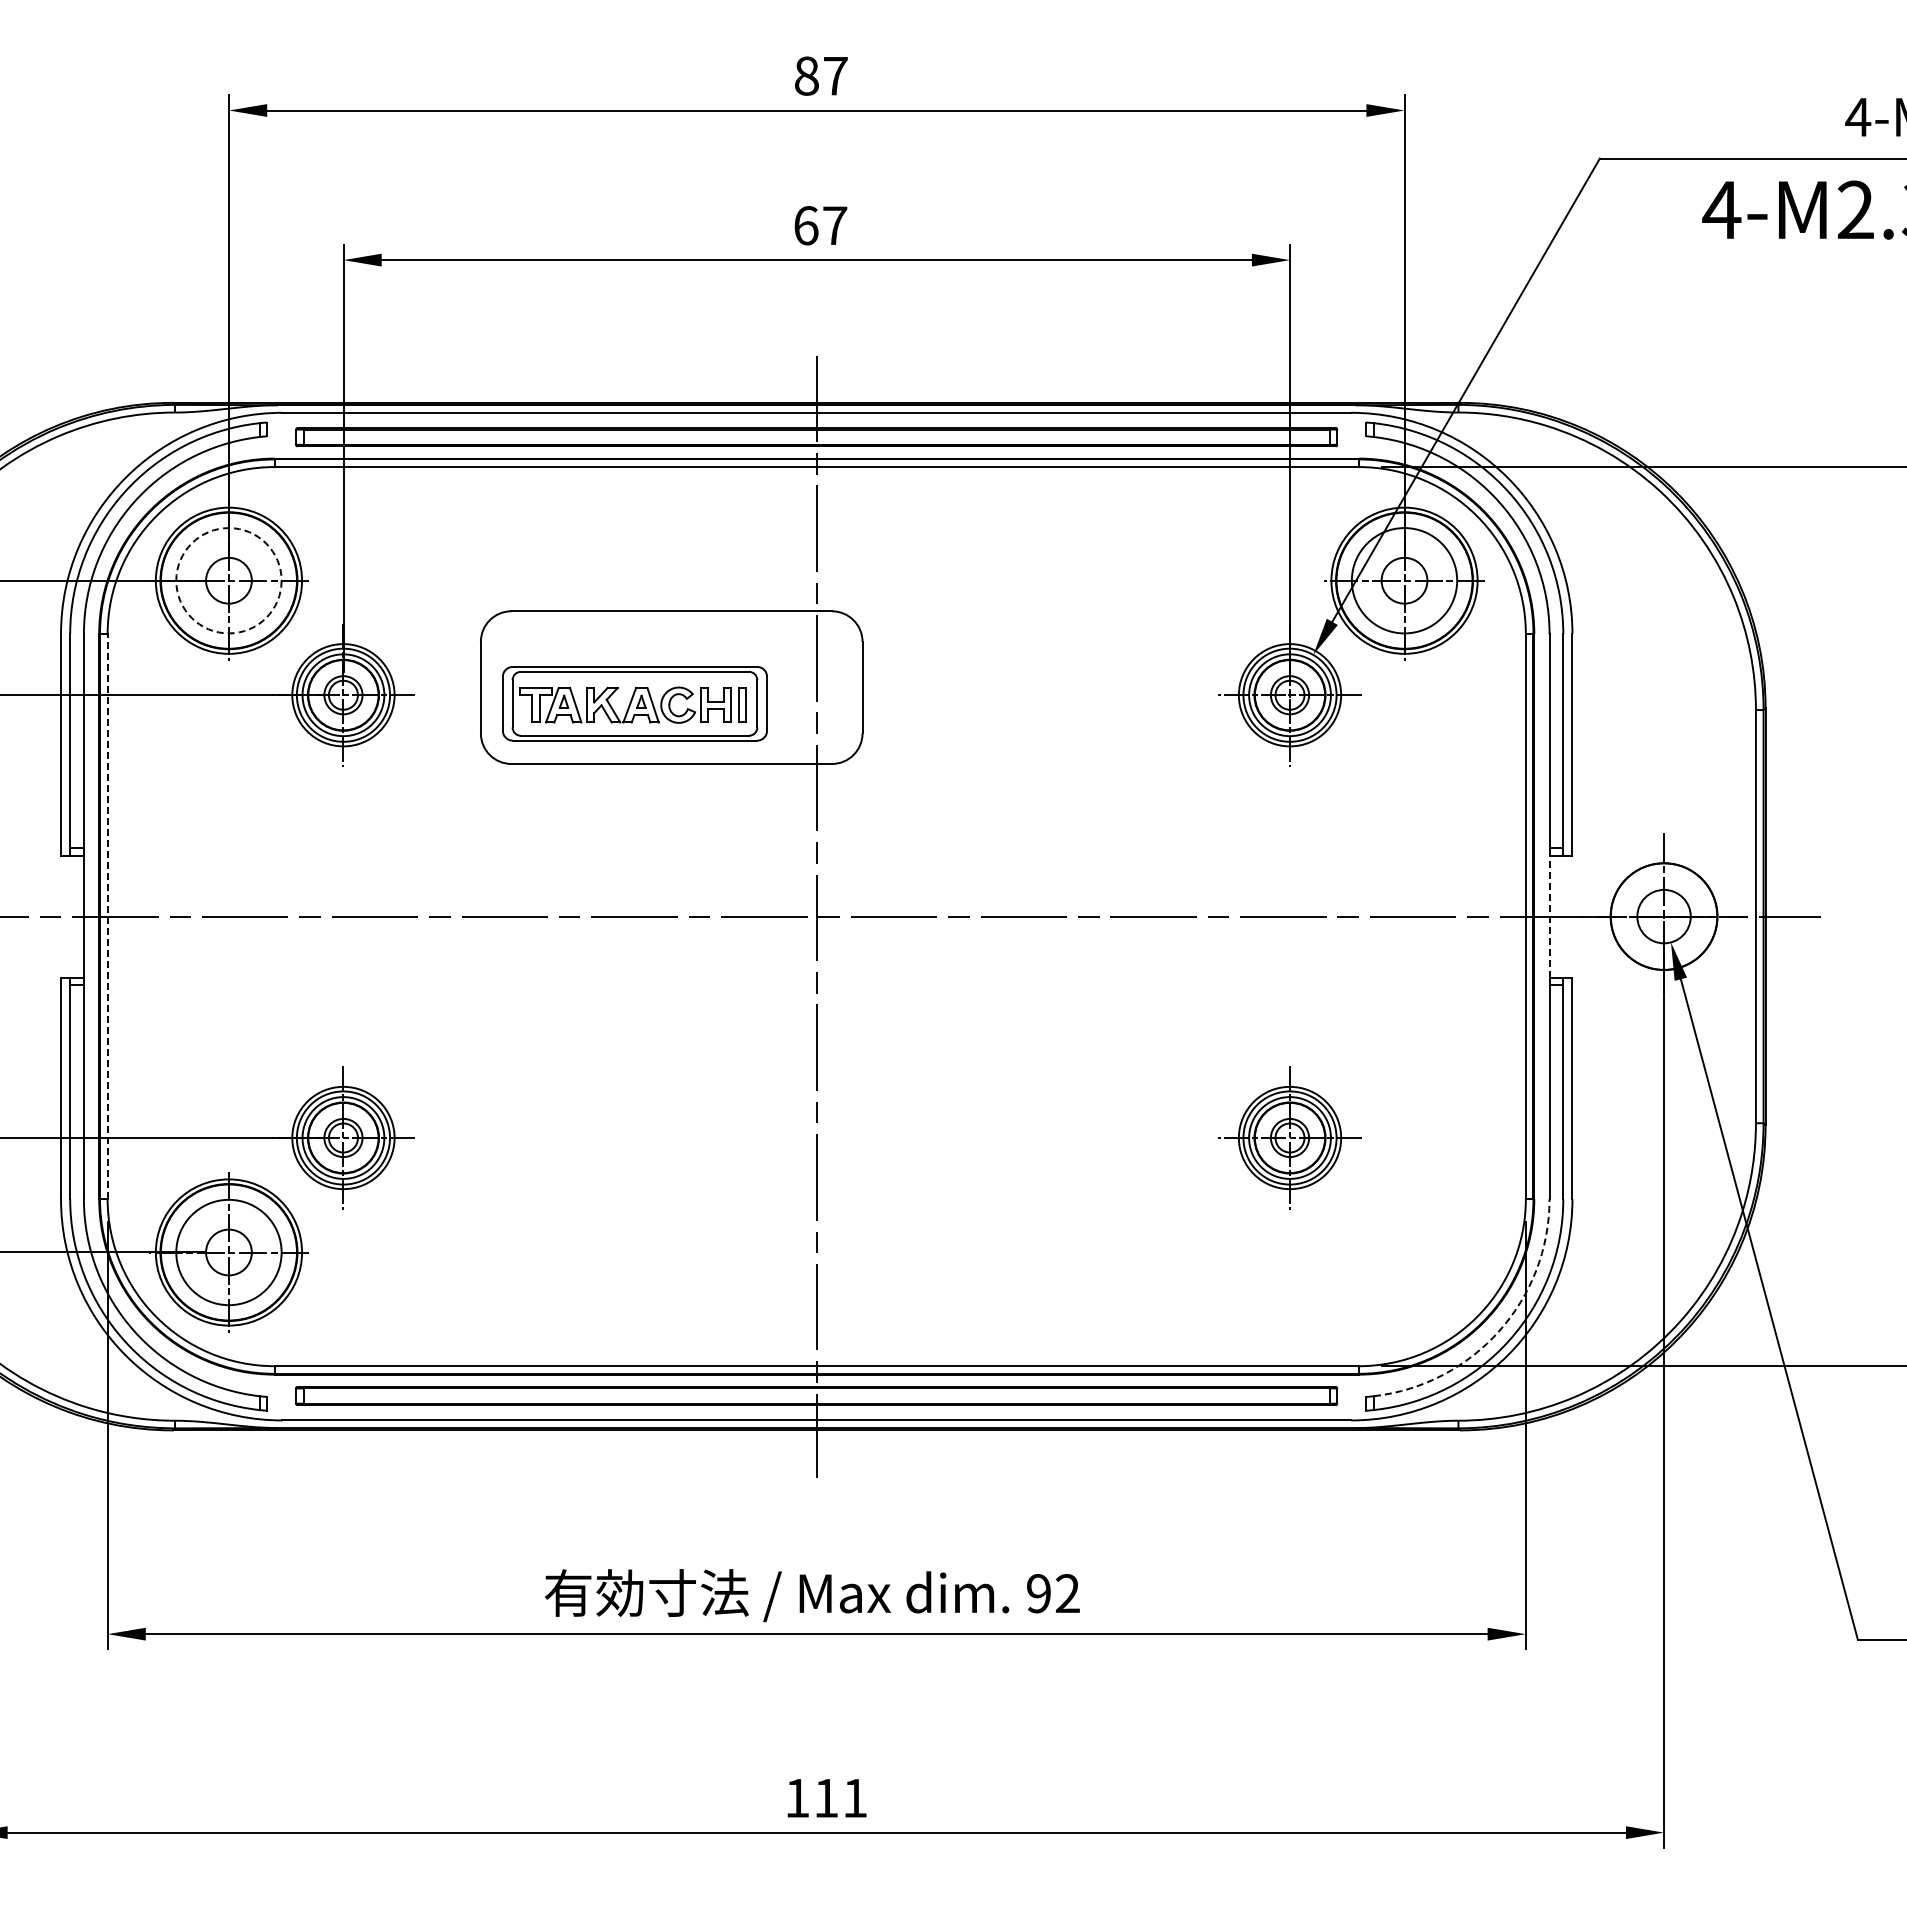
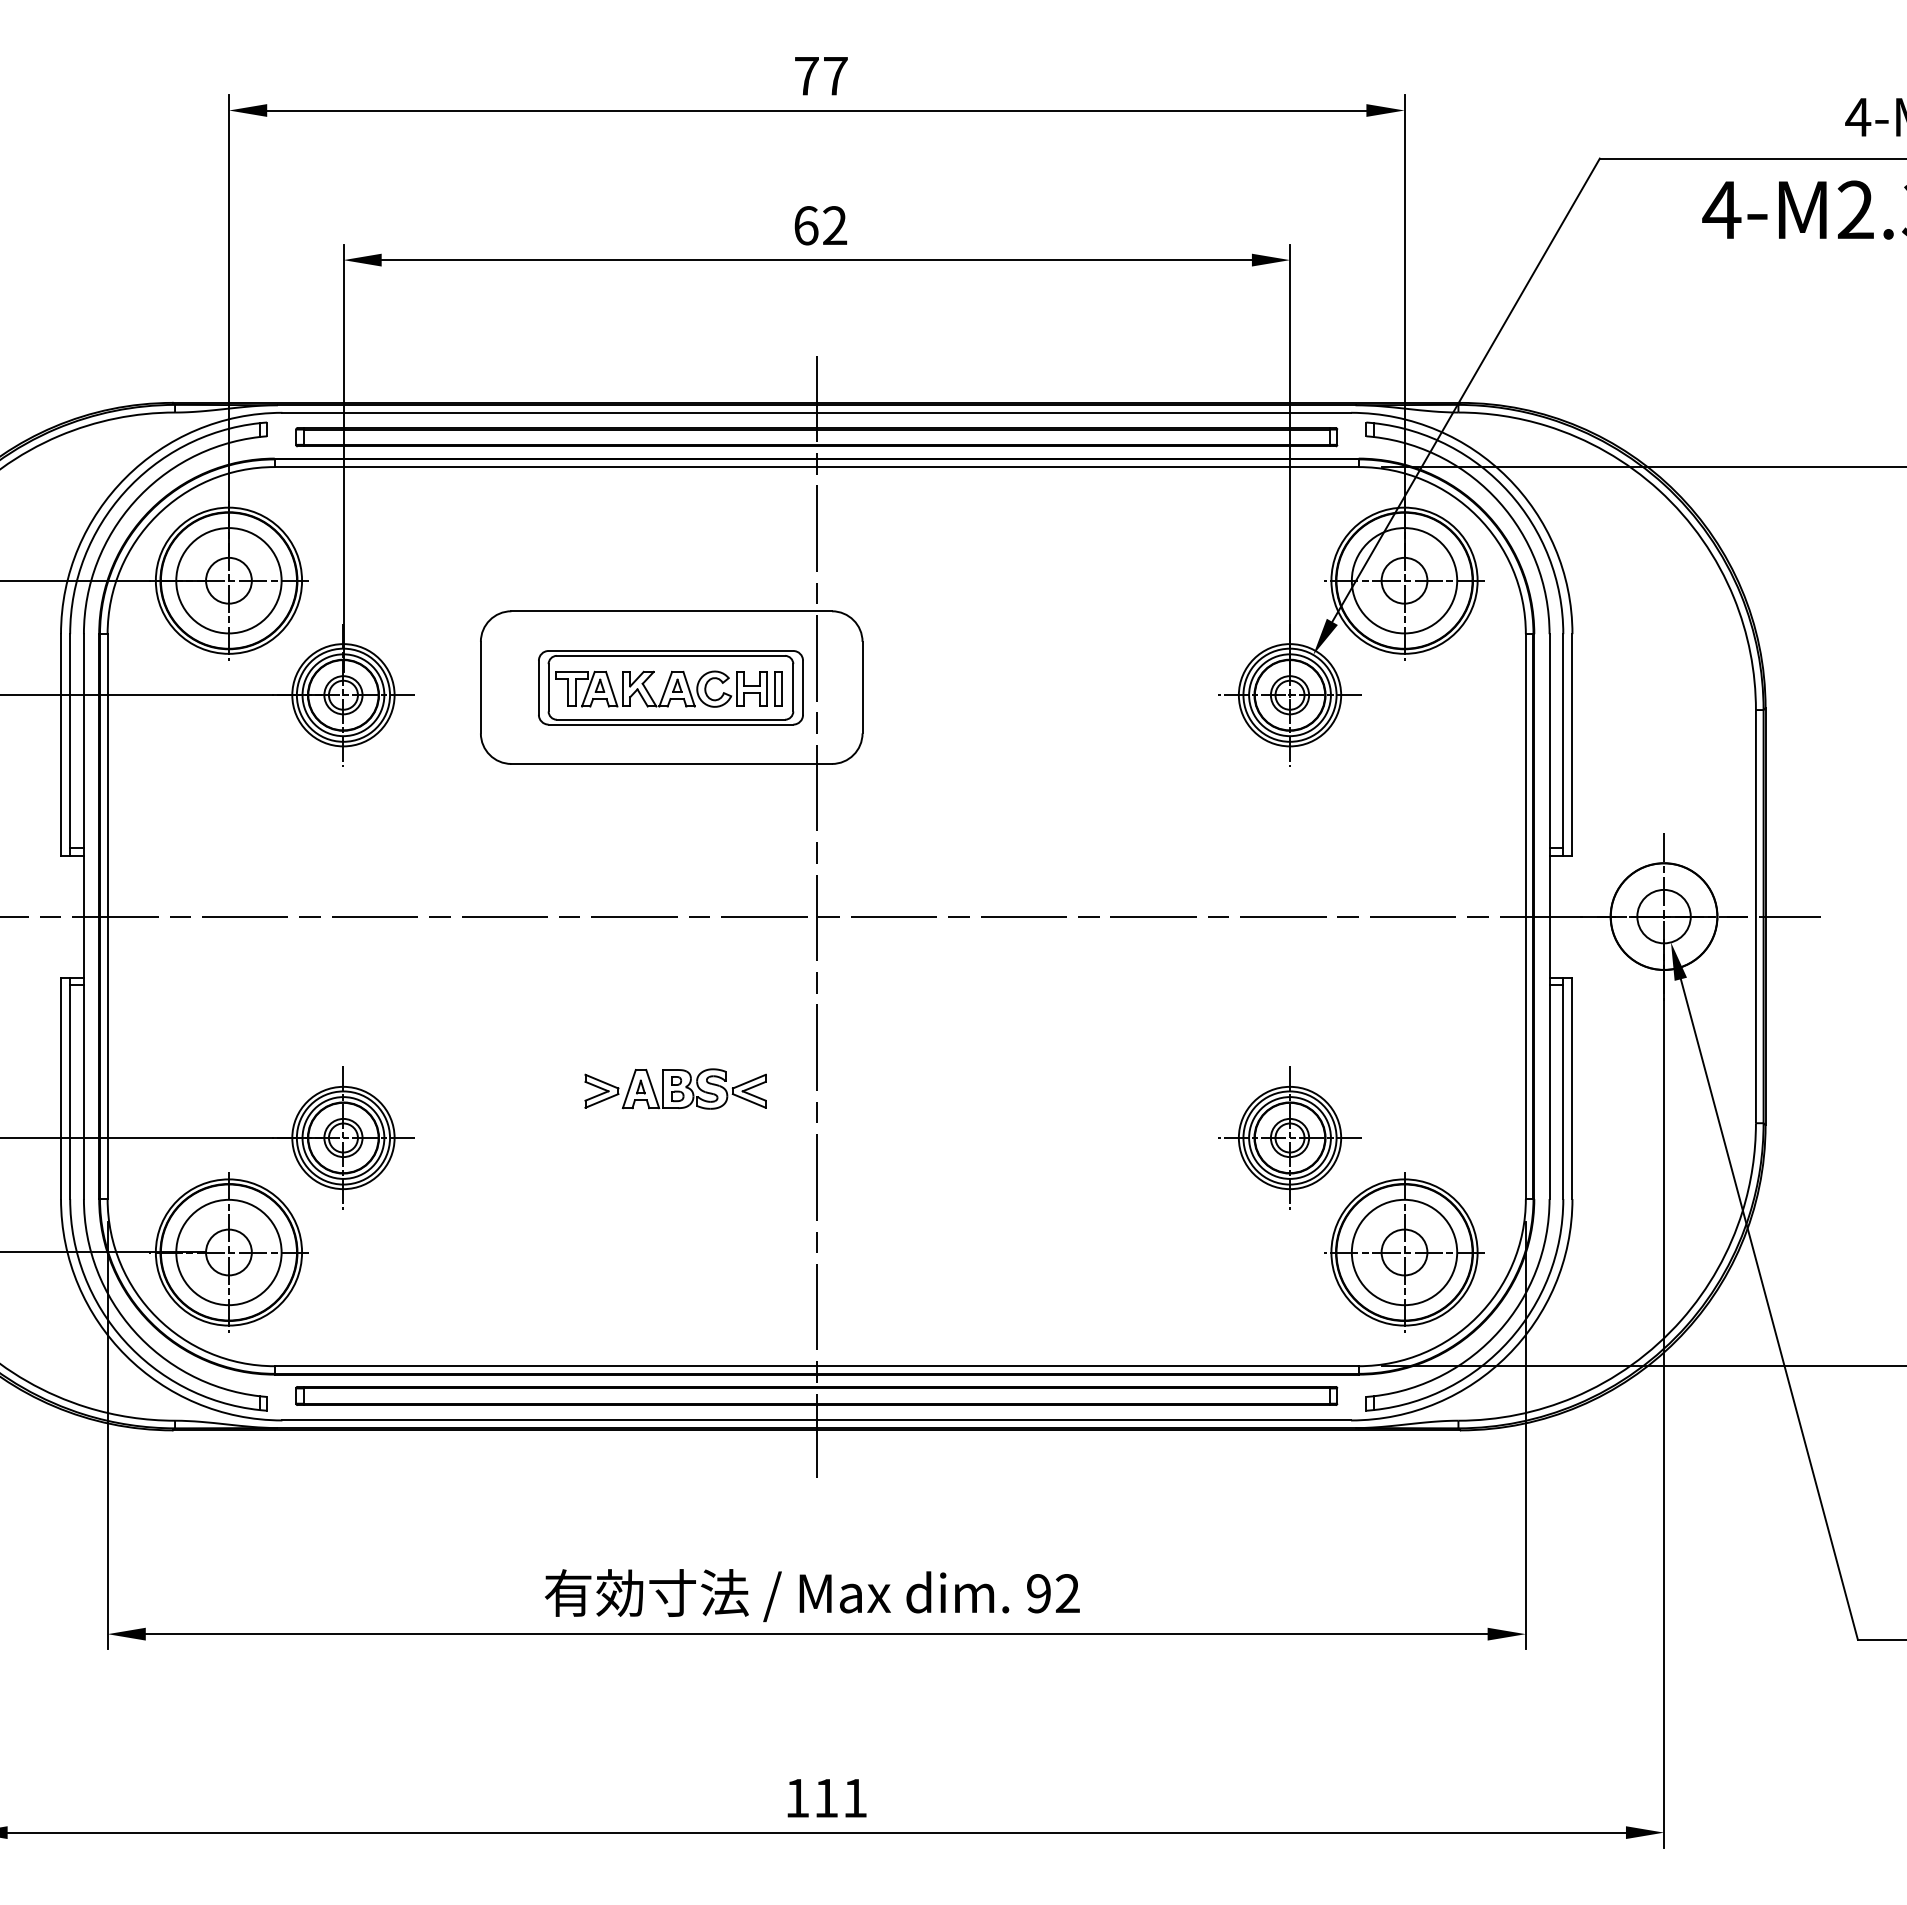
text: 87 -> 77 (806, 75)
text: 67 -> 62 (835, 225)
circle: dashed -> solid (228, 580)
part position: (634, 703) -> (670, 687) (670, 687)
line: dashed -> solid (107, 916)
line: dashed -> solid (1549, 916)
part: none -> present (675, 1088)
part: none -> present (1404, 1252)
arc: dashed -> solid (1499, 1331)
